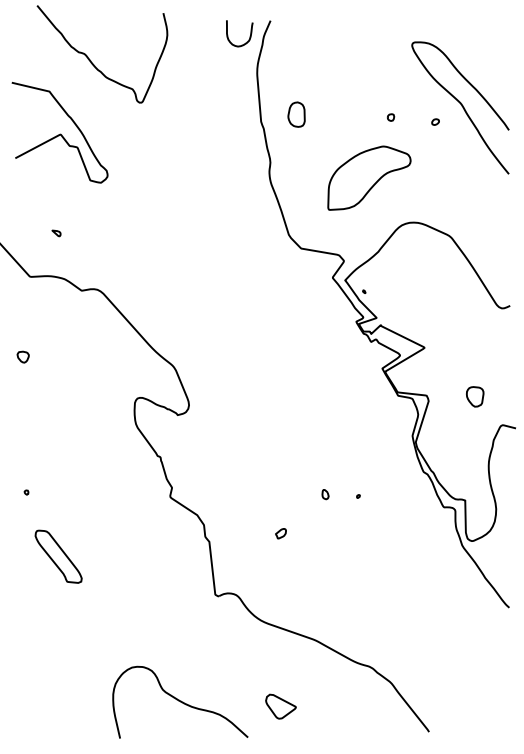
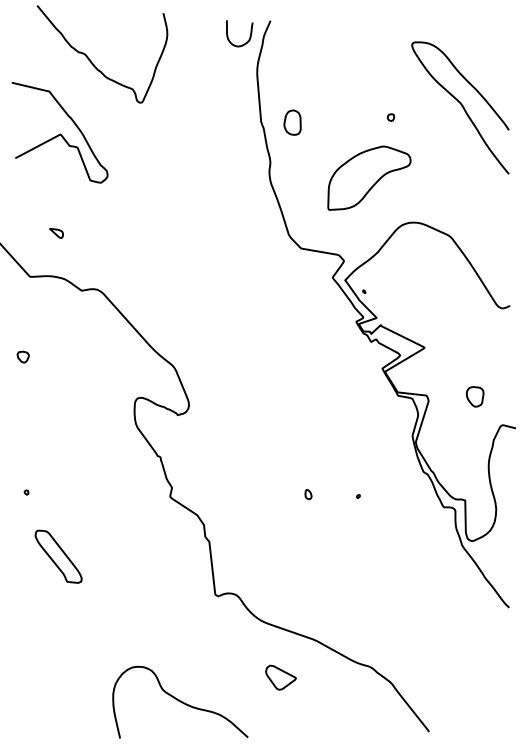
part position: (296, 114) -> (292, 122) (292, 122)
part: present -> none (435, 121)
part size: 11x9 px -> 15x11 px (56, 233)
part position: (325, 494) -> (308, 494) (308, 494)
part: present -> none (280, 533)
part position: (280, 706) -> (280, 677) (280, 677)
